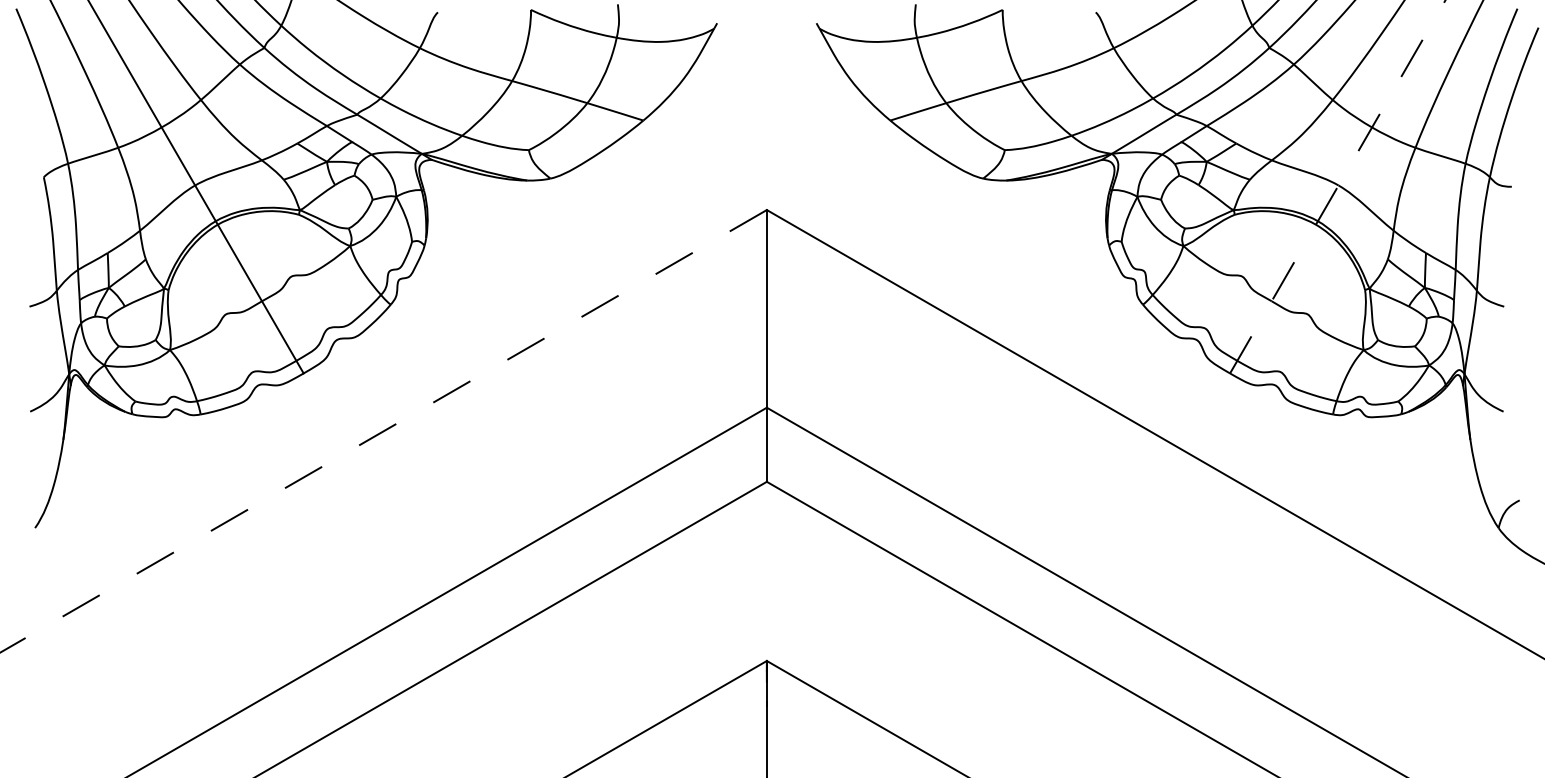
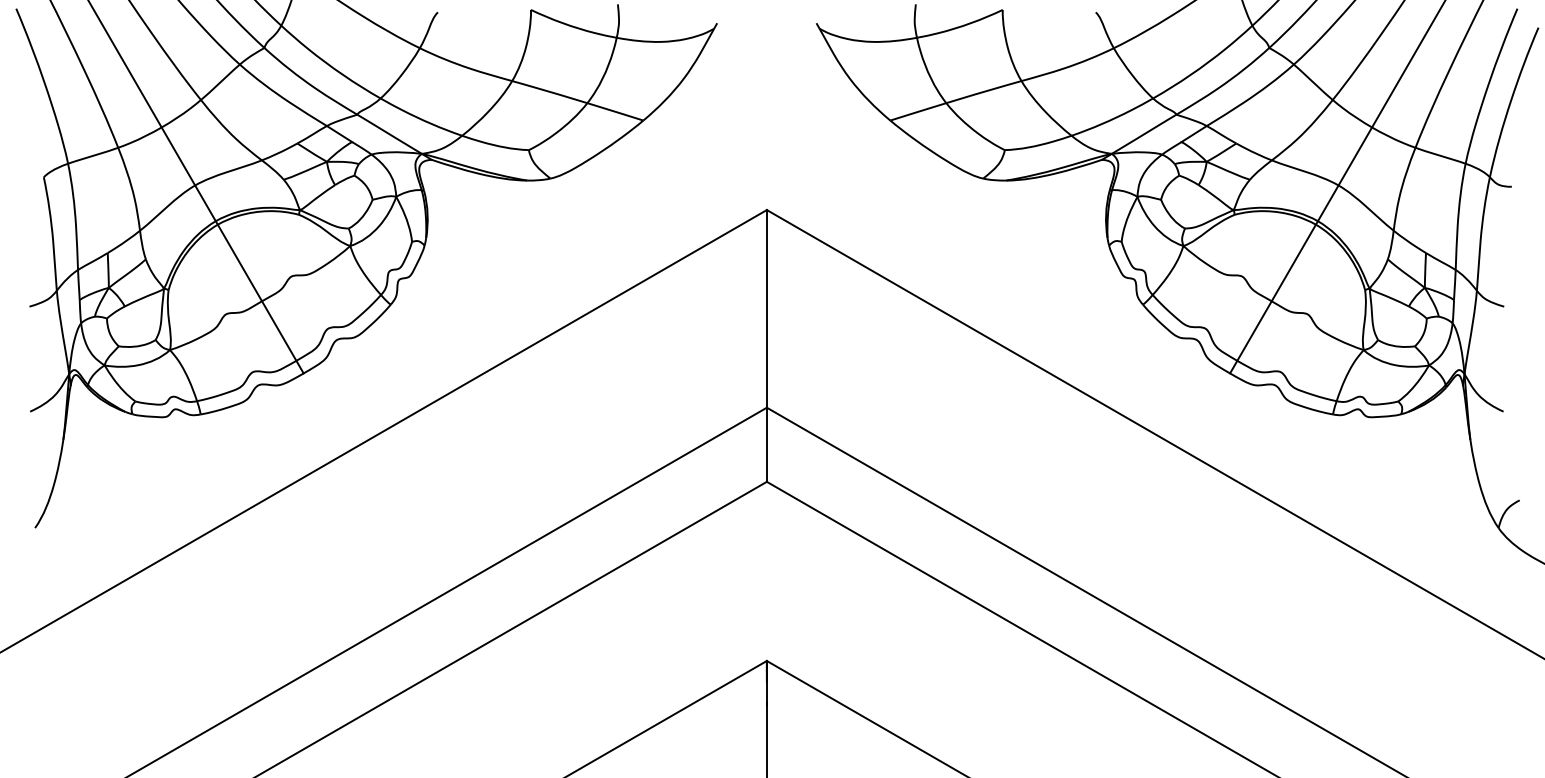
line: dashed -> solid (1337, 186)
line: dashed -> solid (383, 431)
